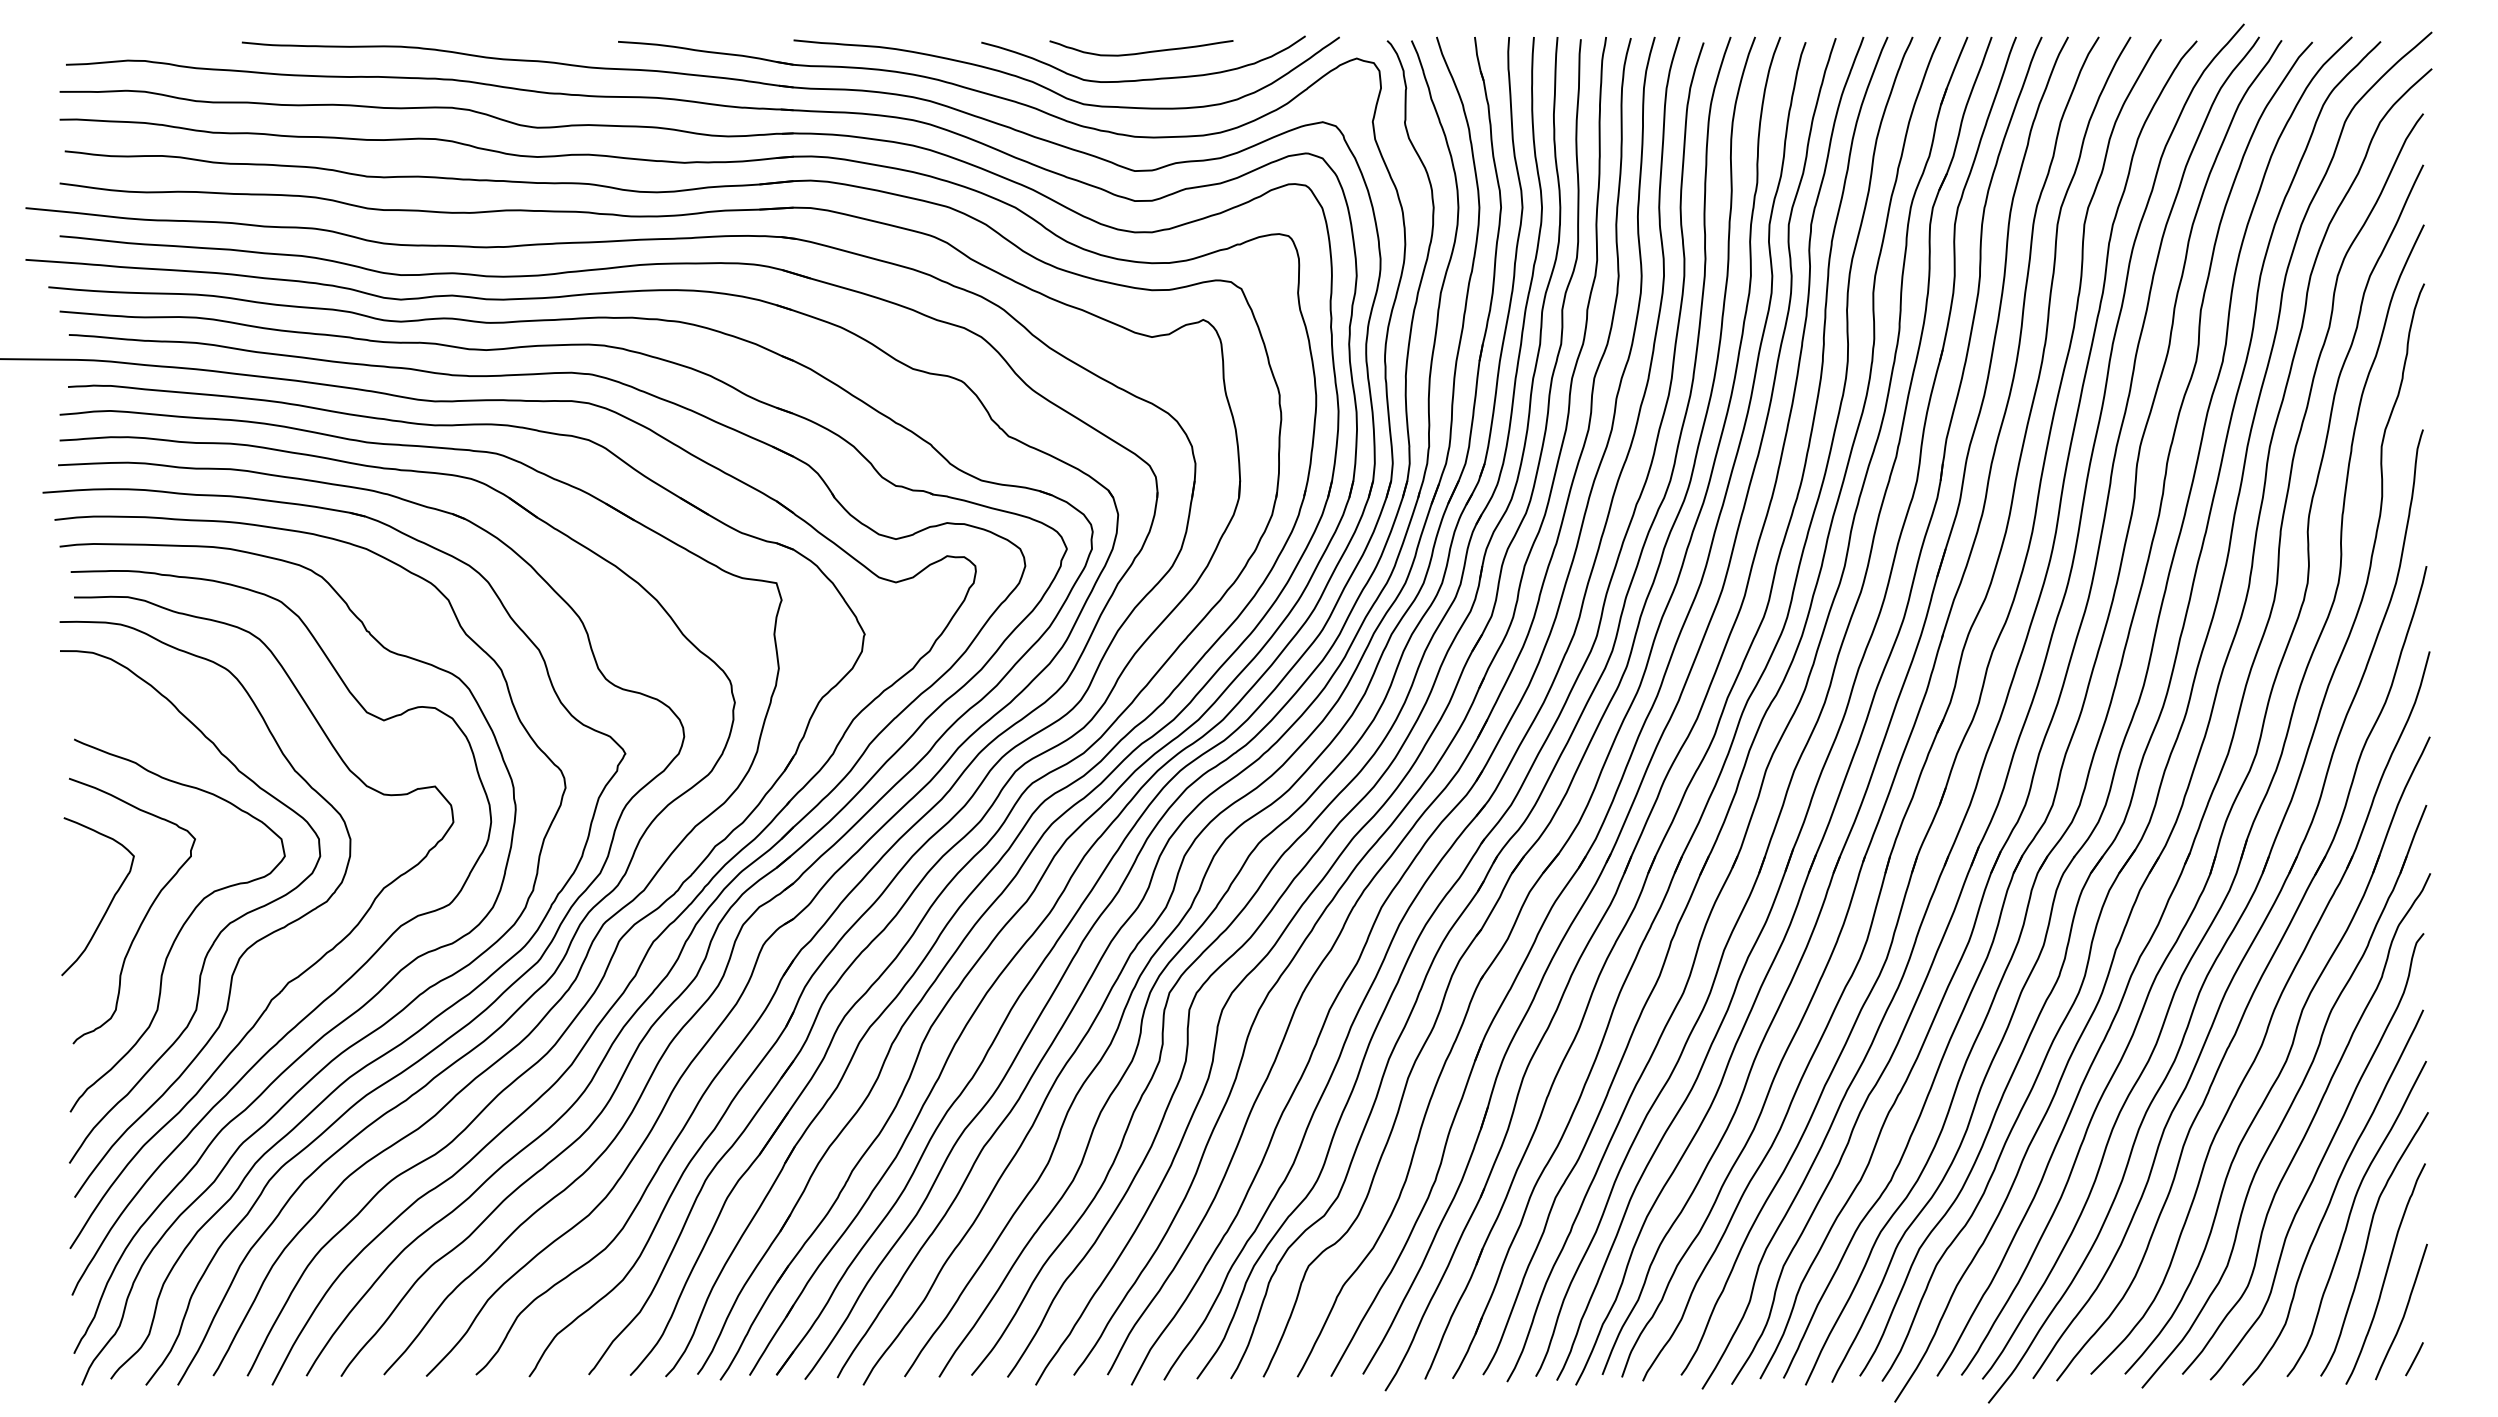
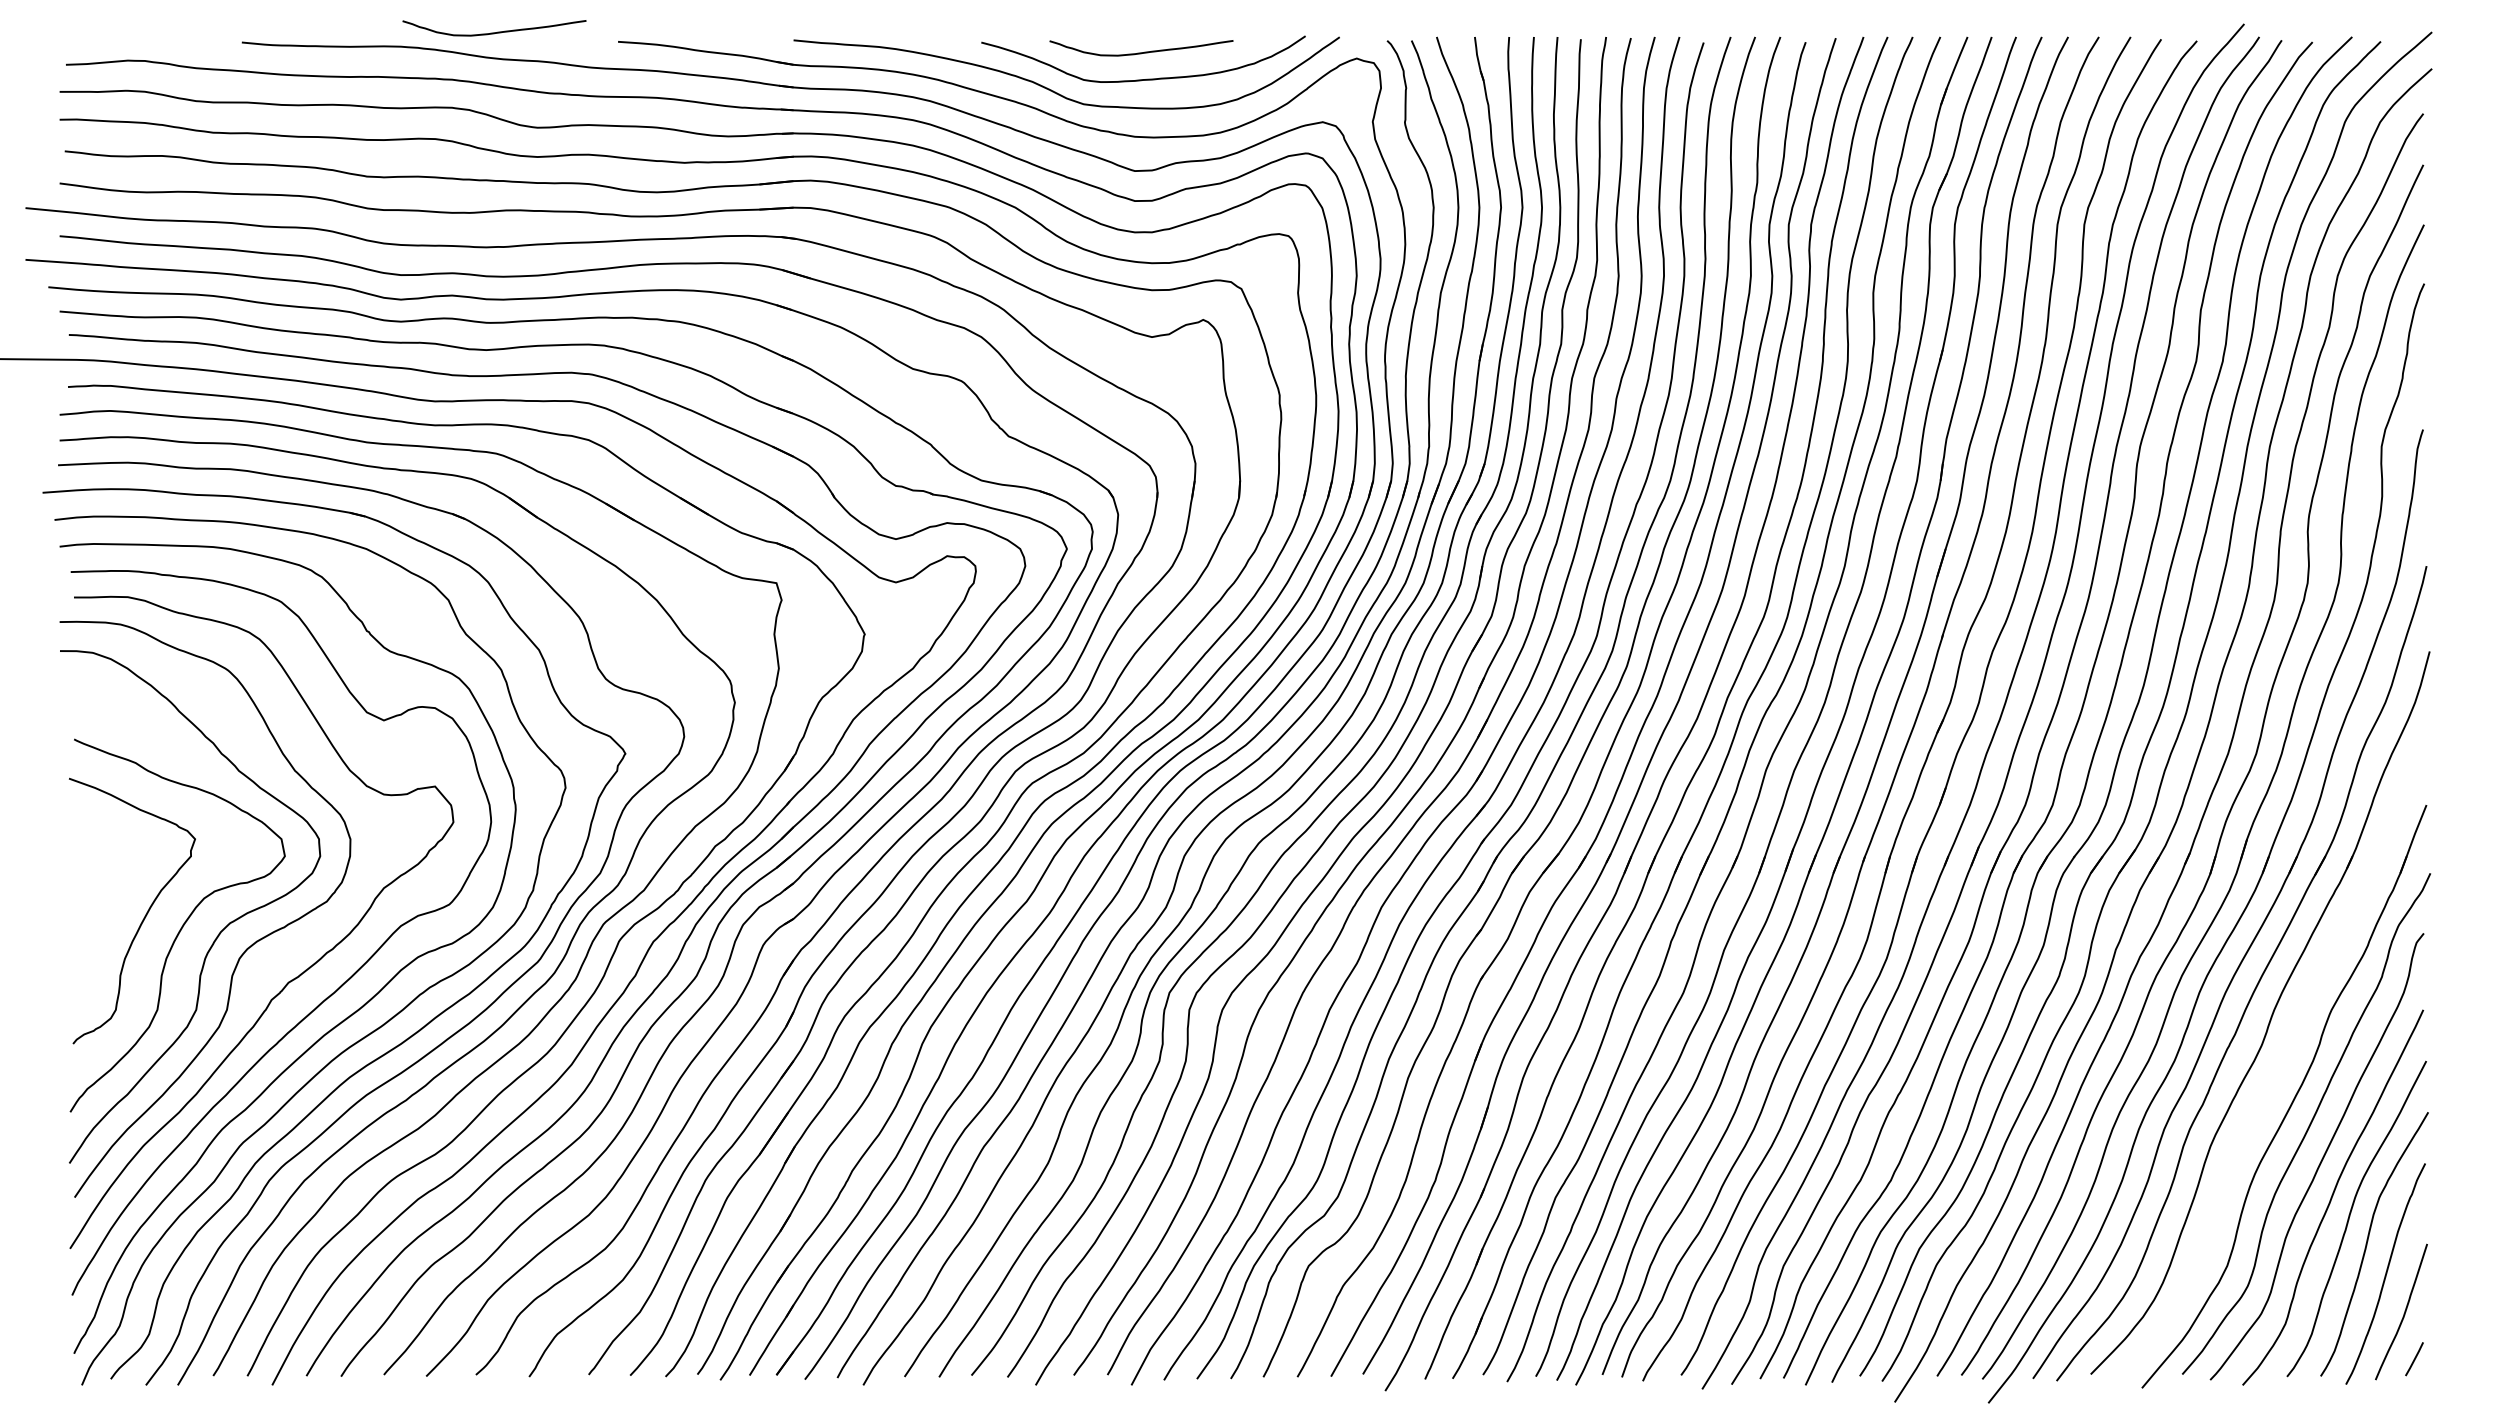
curve: none -> present (494, 32)
curve: present -> none (109, 903)
part: present -> none (2285, 1059)
